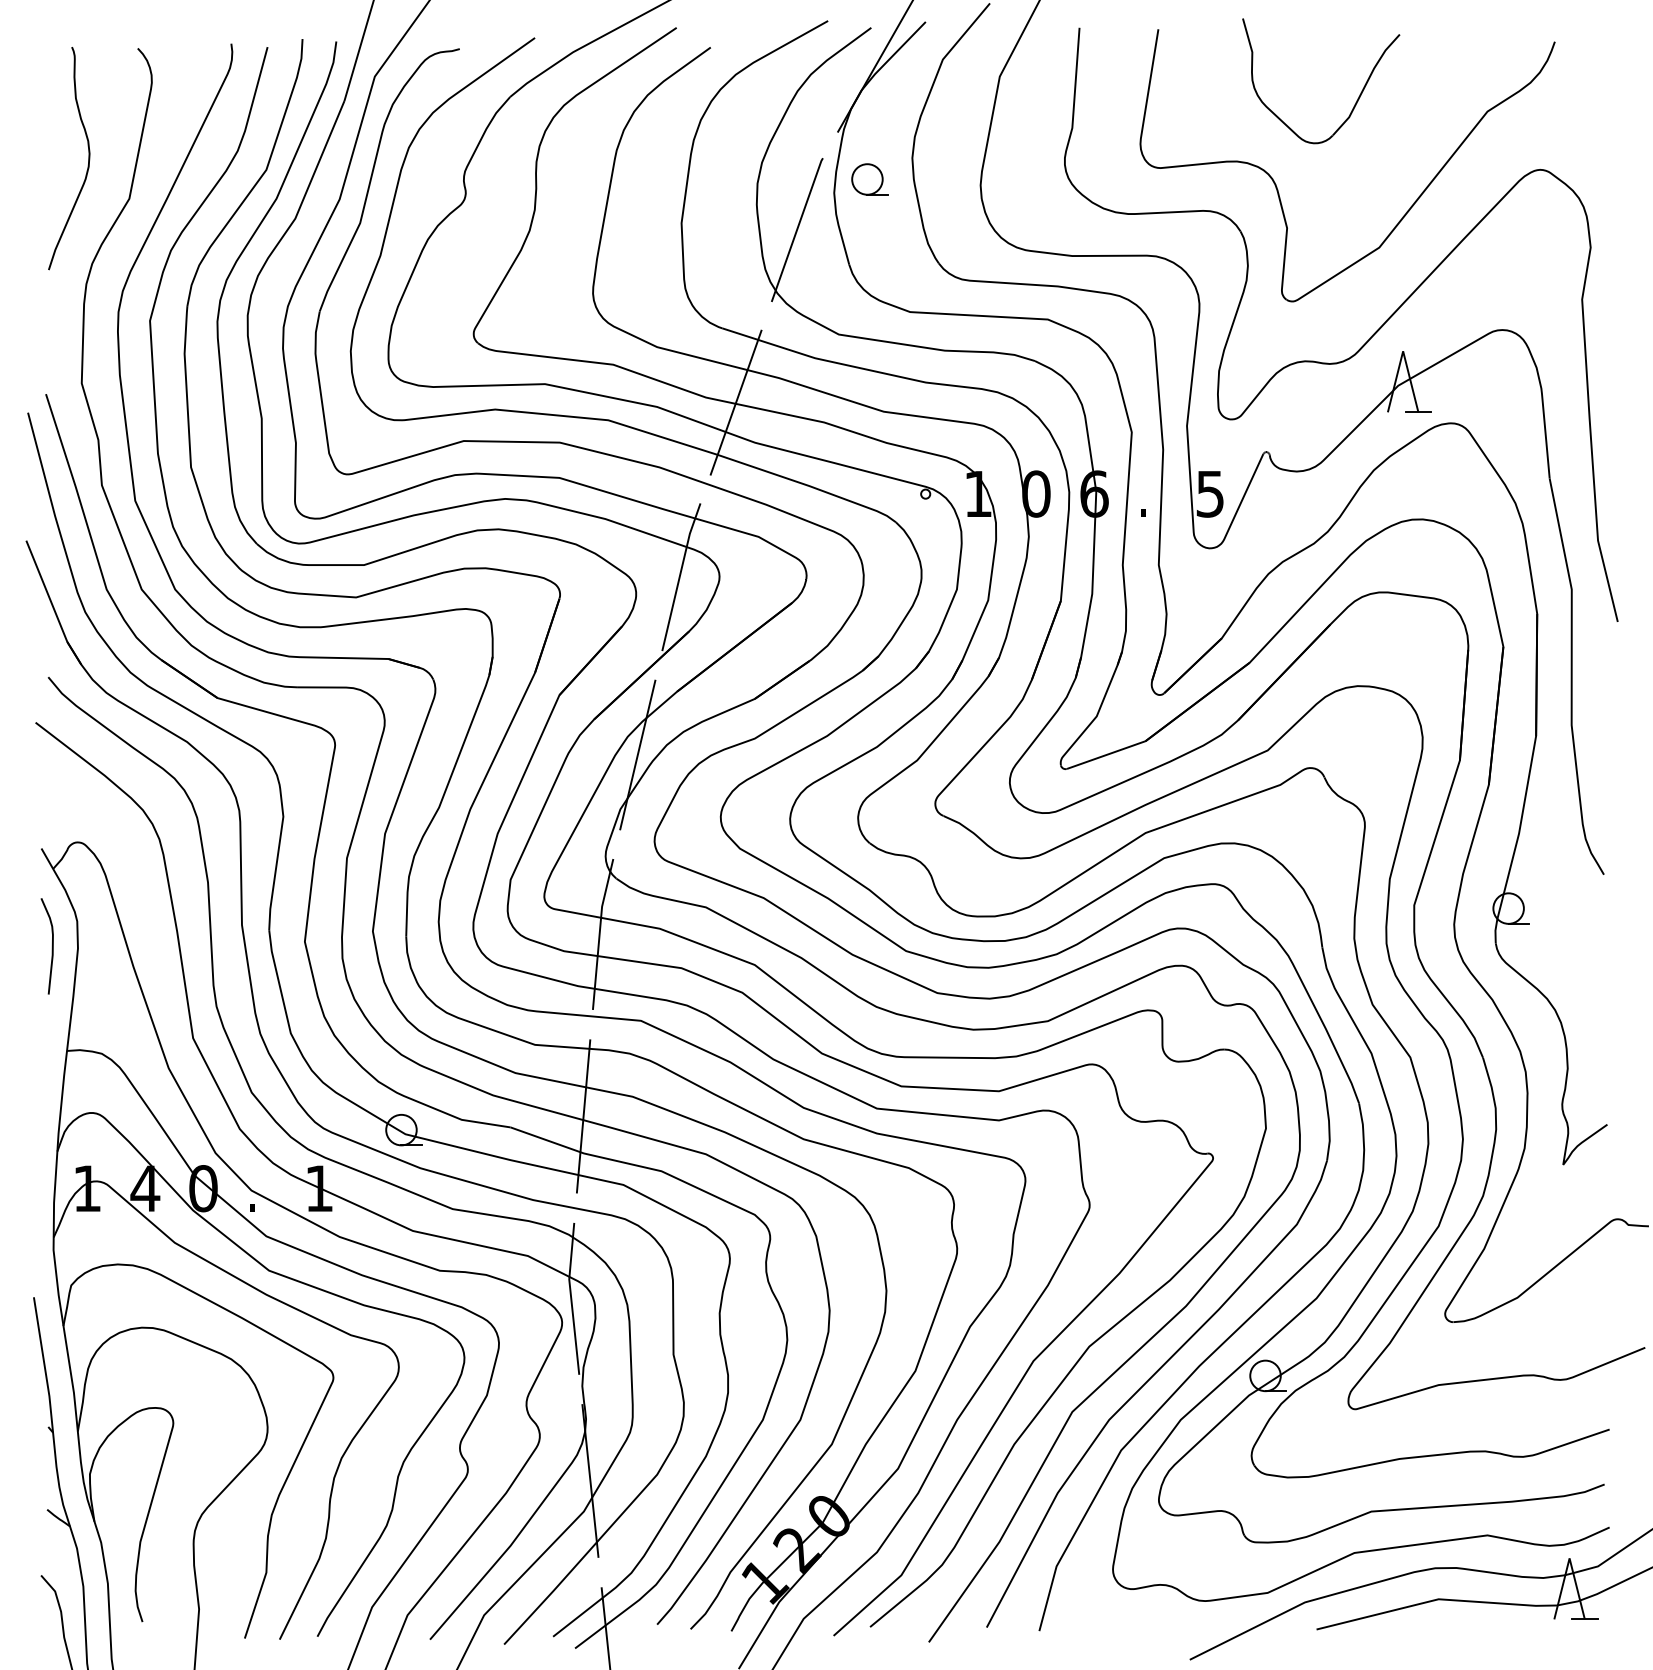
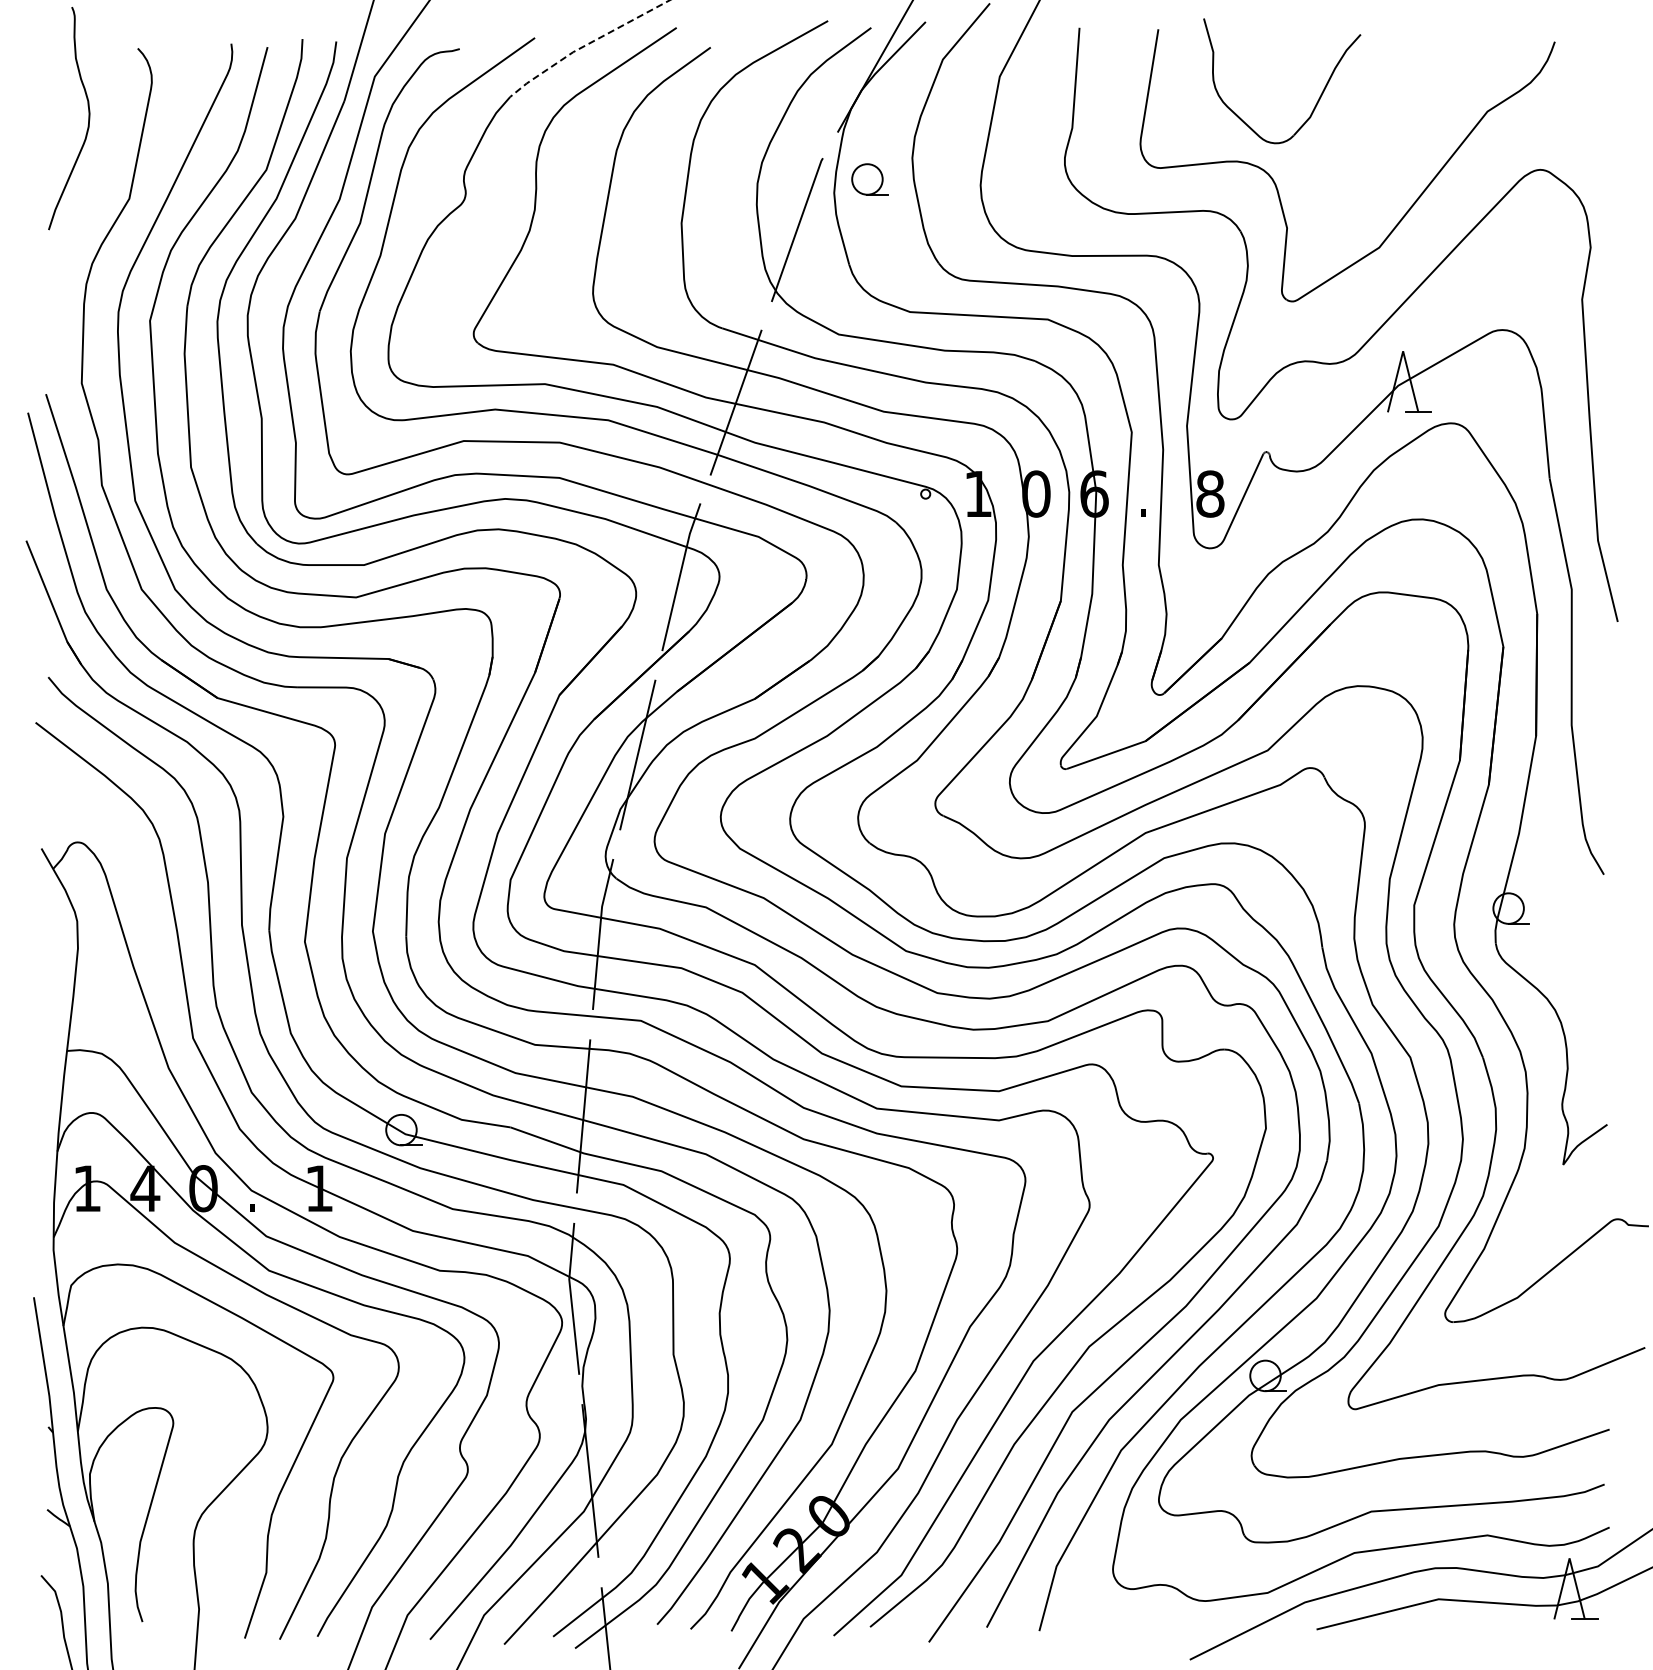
line: solid -> dashed (586, 45)
part position: (1357, 98) -> (1318, 98) (1318, 98)
curve position: (88, 158) -> (88, 118) (88, 118)
text: 5 -> 8 (1210, 493)
curve: present -> none (51, 946)
